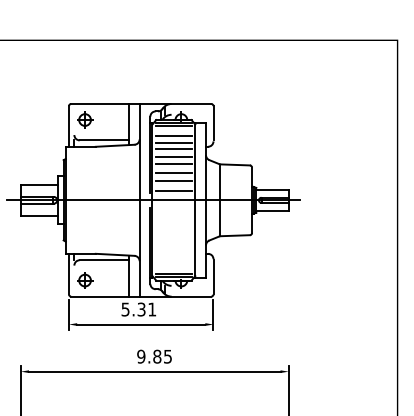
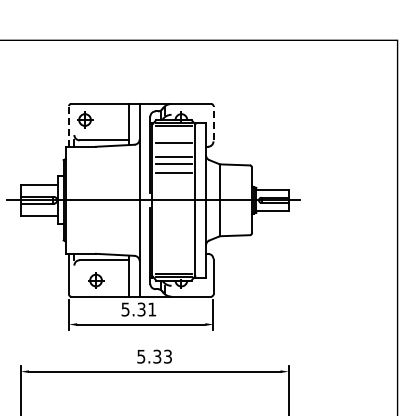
line: solid -> dashed (213, 122)
line: solid -> dashed (69, 125)
line: present -> none (173, 136)
line: present -> none (173, 148)
line: present -> none (173, 180)
line: present -> none (173, 190)
part position: (85, 280) -> (96, 280) (96, 280)
text: 9.85 -> 5.33 (154, 356)
